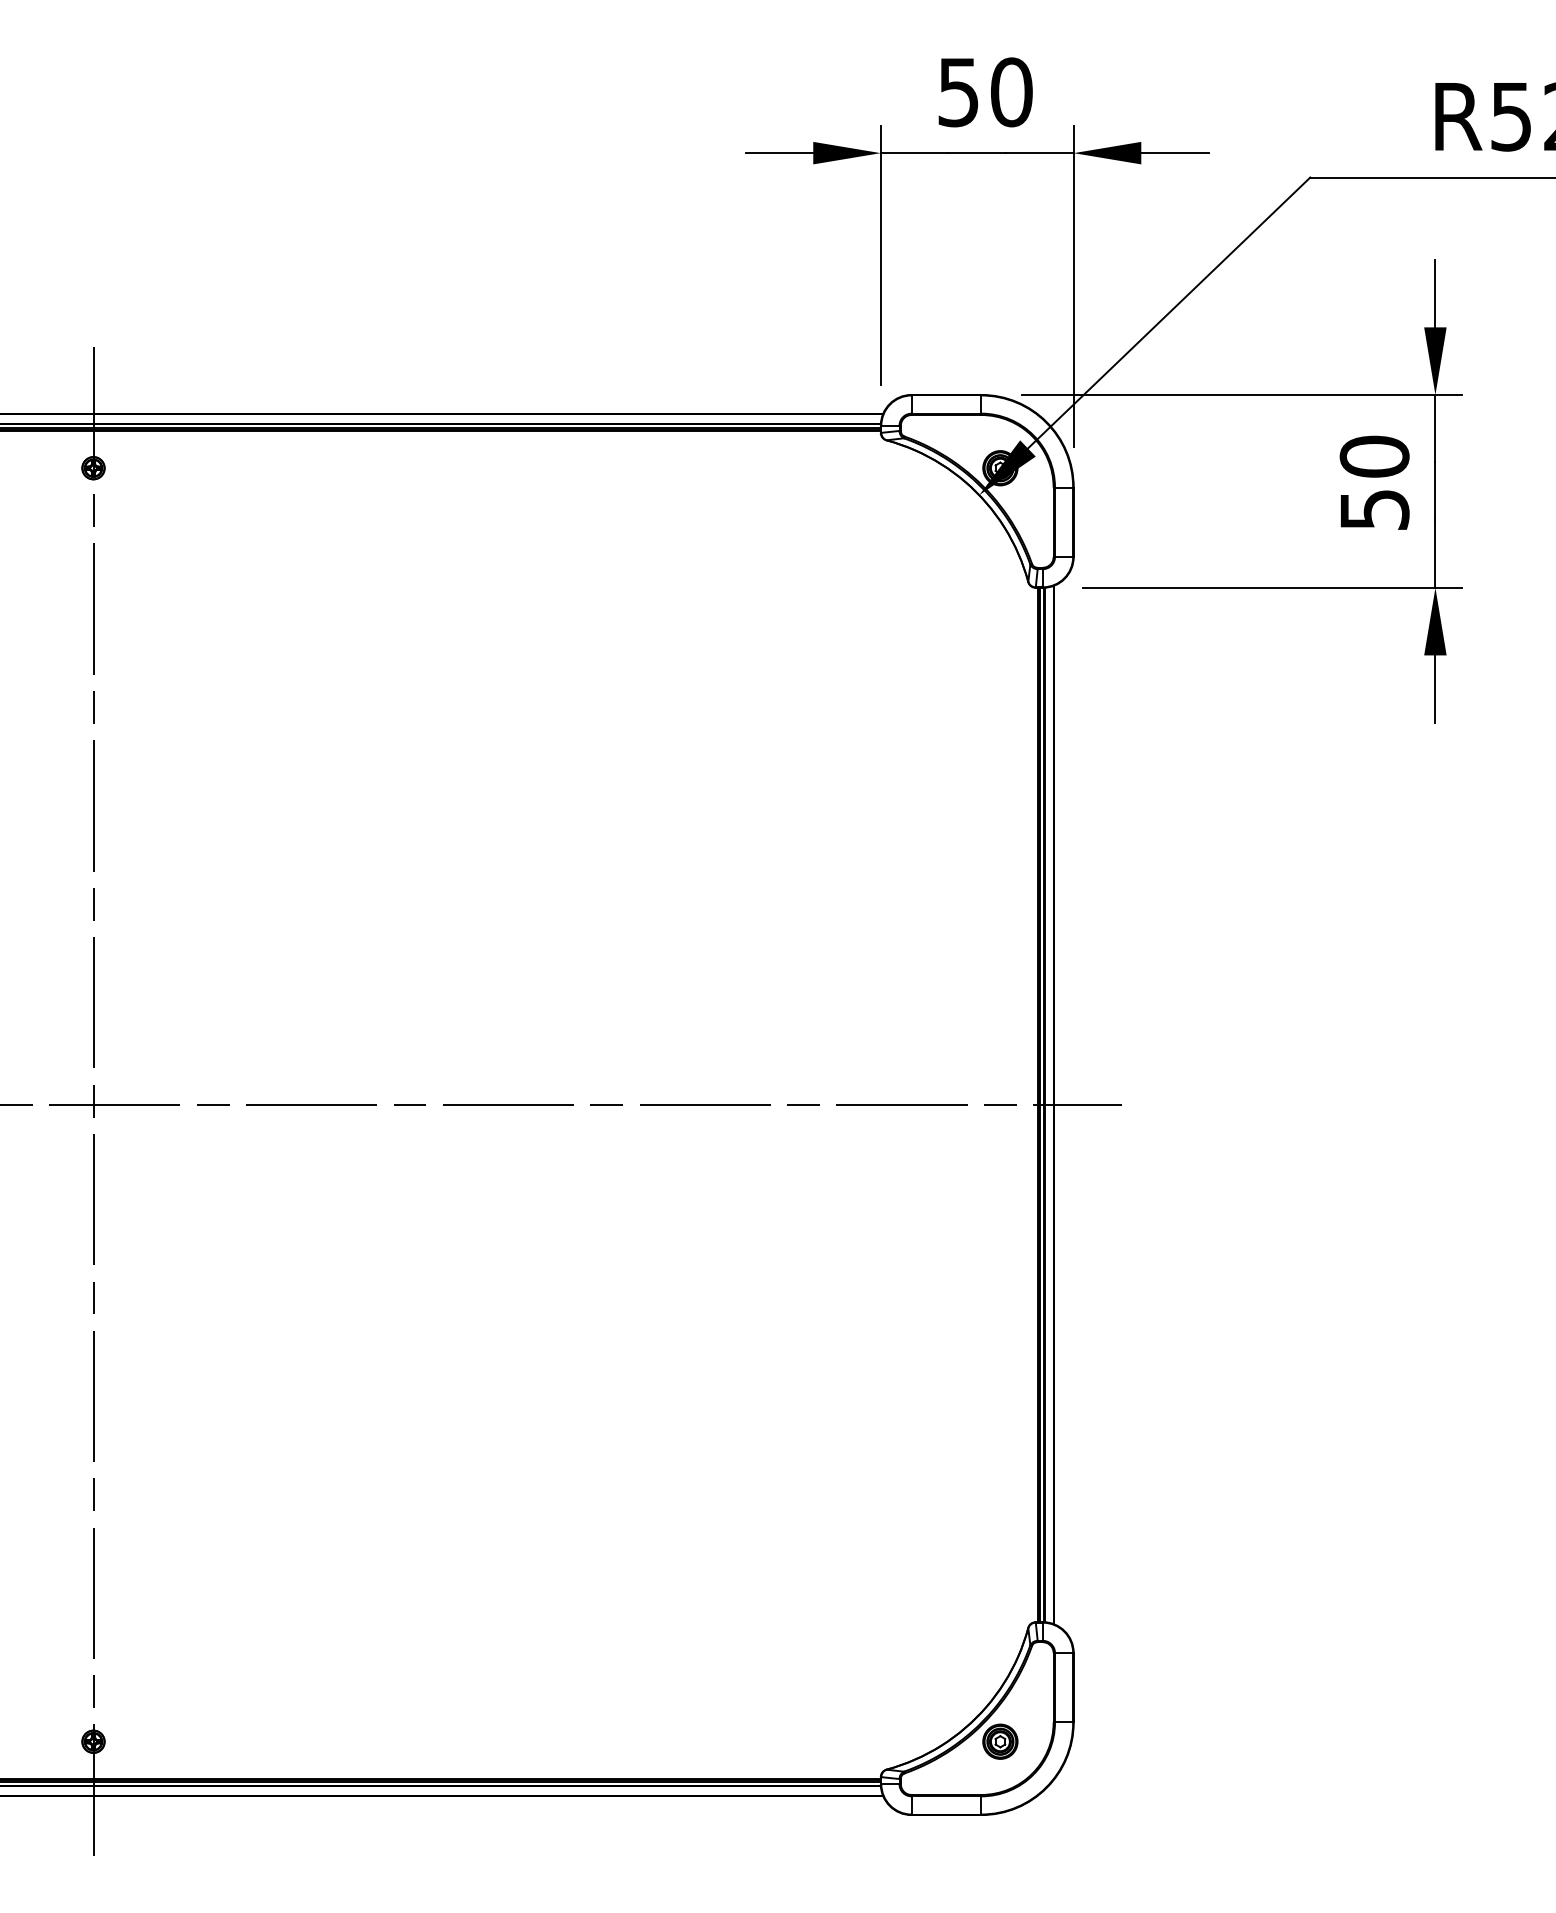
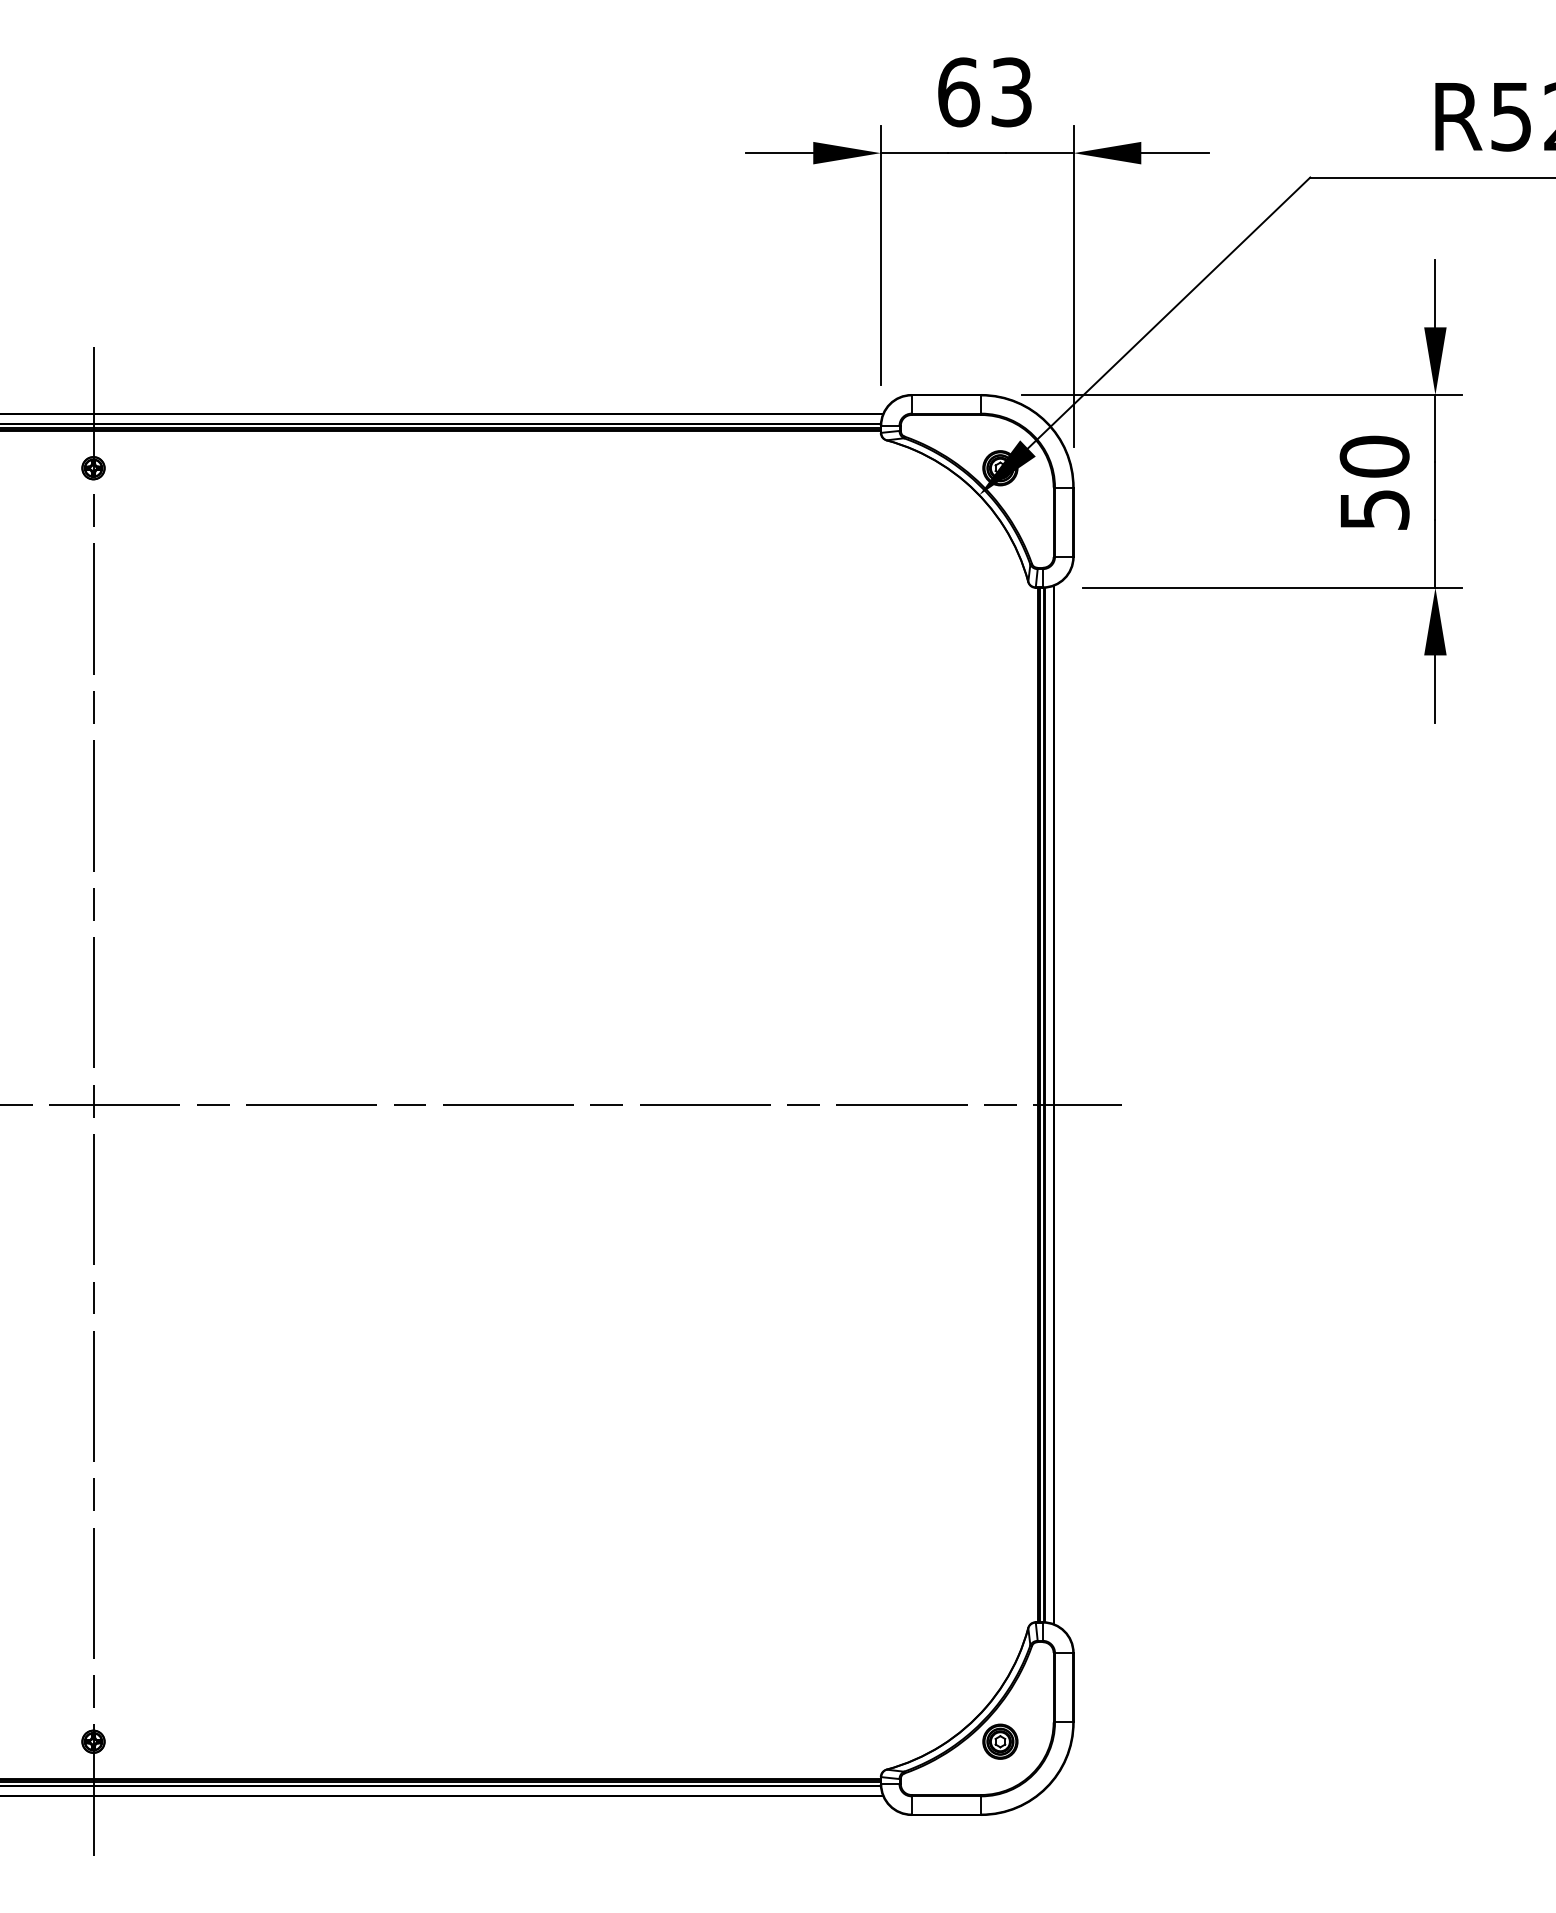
text: 50 -> 63 (985, 92)
